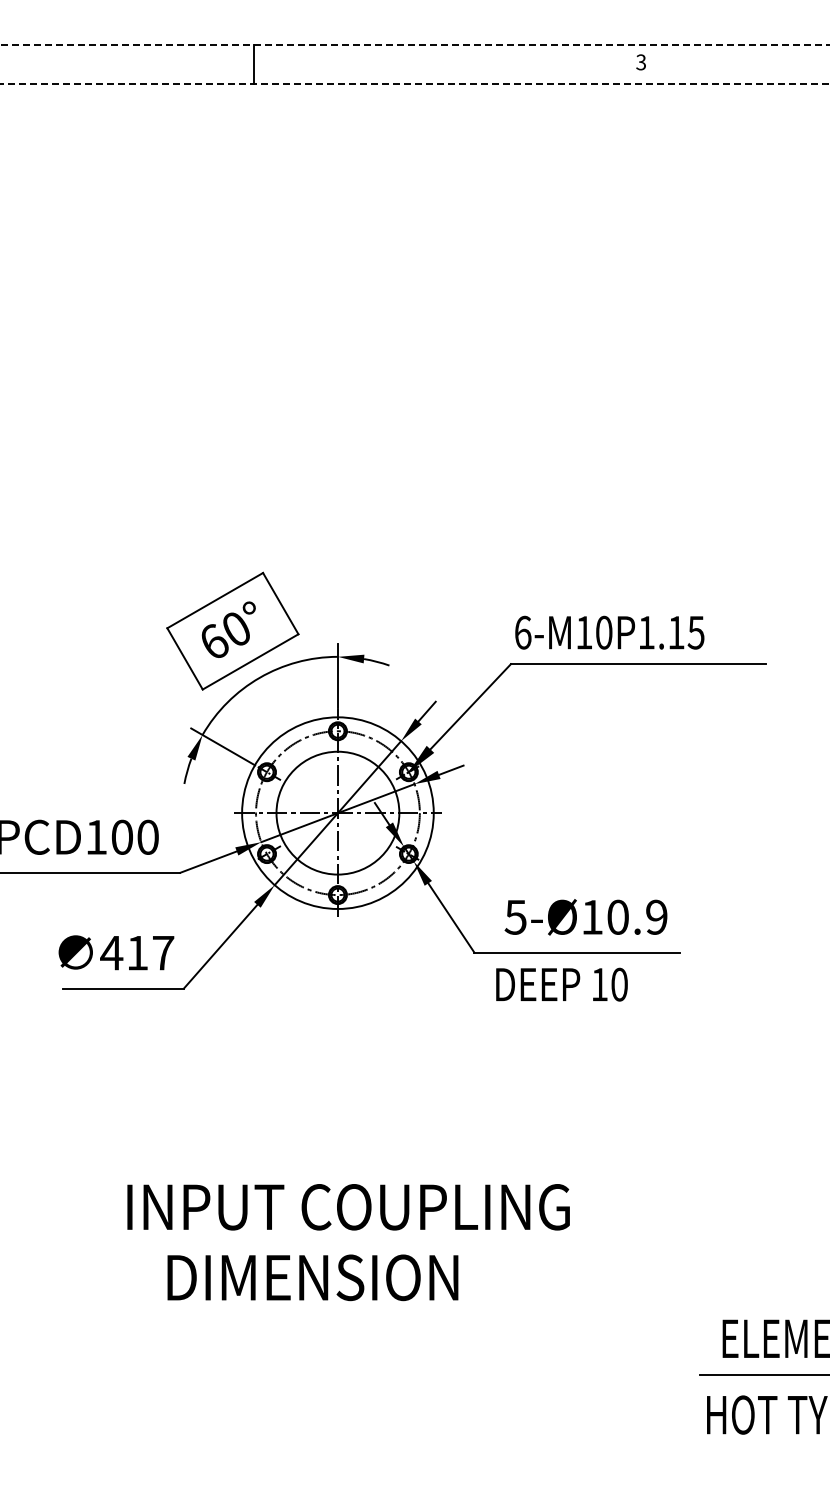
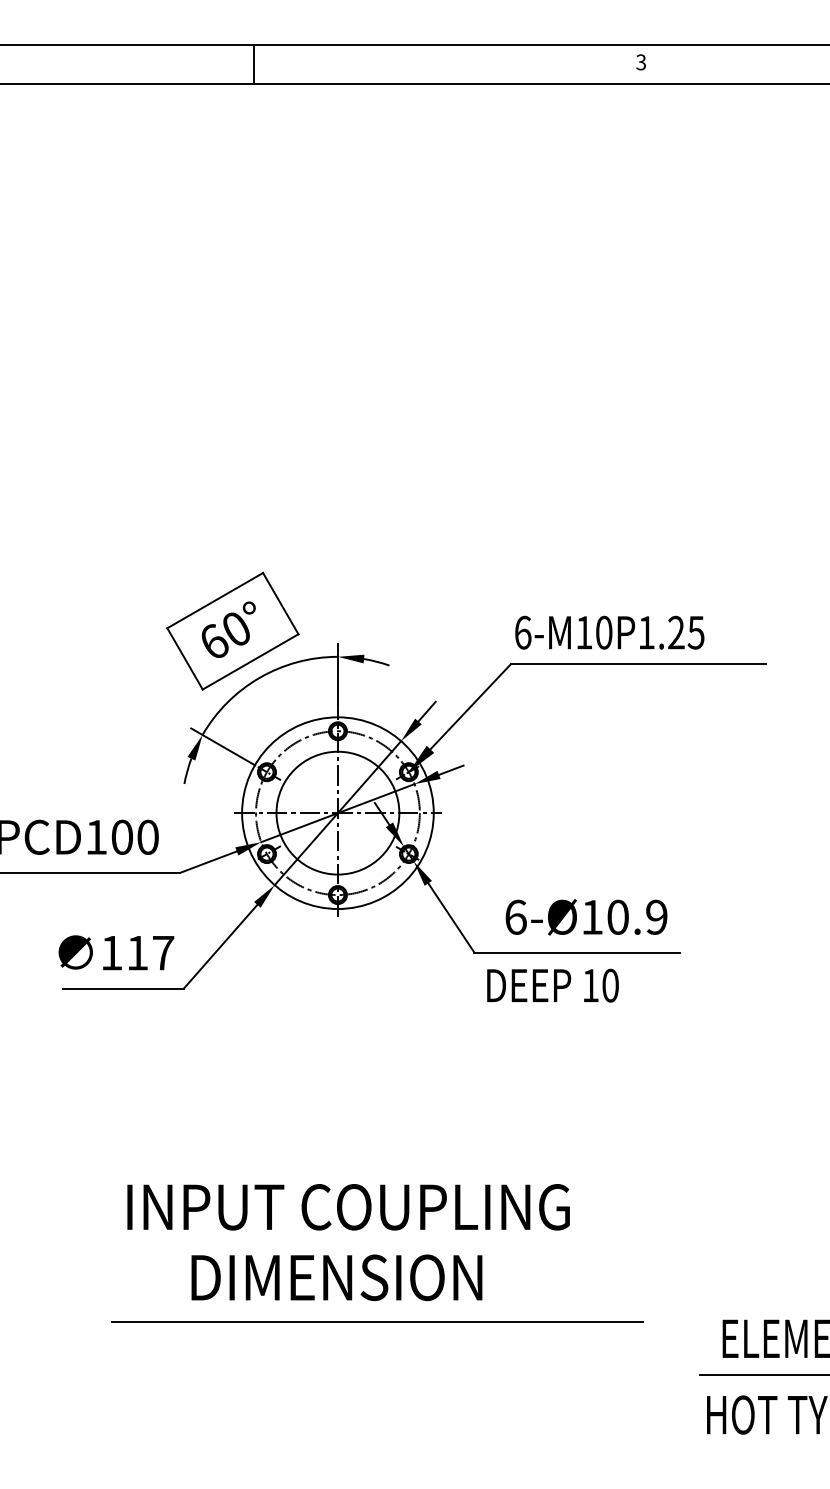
line: dashed -> solid (414, 44)
line: dashed -> solid (415, 83)
text: 6-M10P1.15 -> 6-M10P1.25 (676, 632)
text: 5-Ø10.9 -> 6-Ø10.9 (515, 916)
text: 417 -> 117 (111, 953)
text position: (561, 984) -> (552, 985) (552, 985)
text position: (312, 1277) -> (336, 1277) (336, 1277)
line: none -> present (377, 1322)
